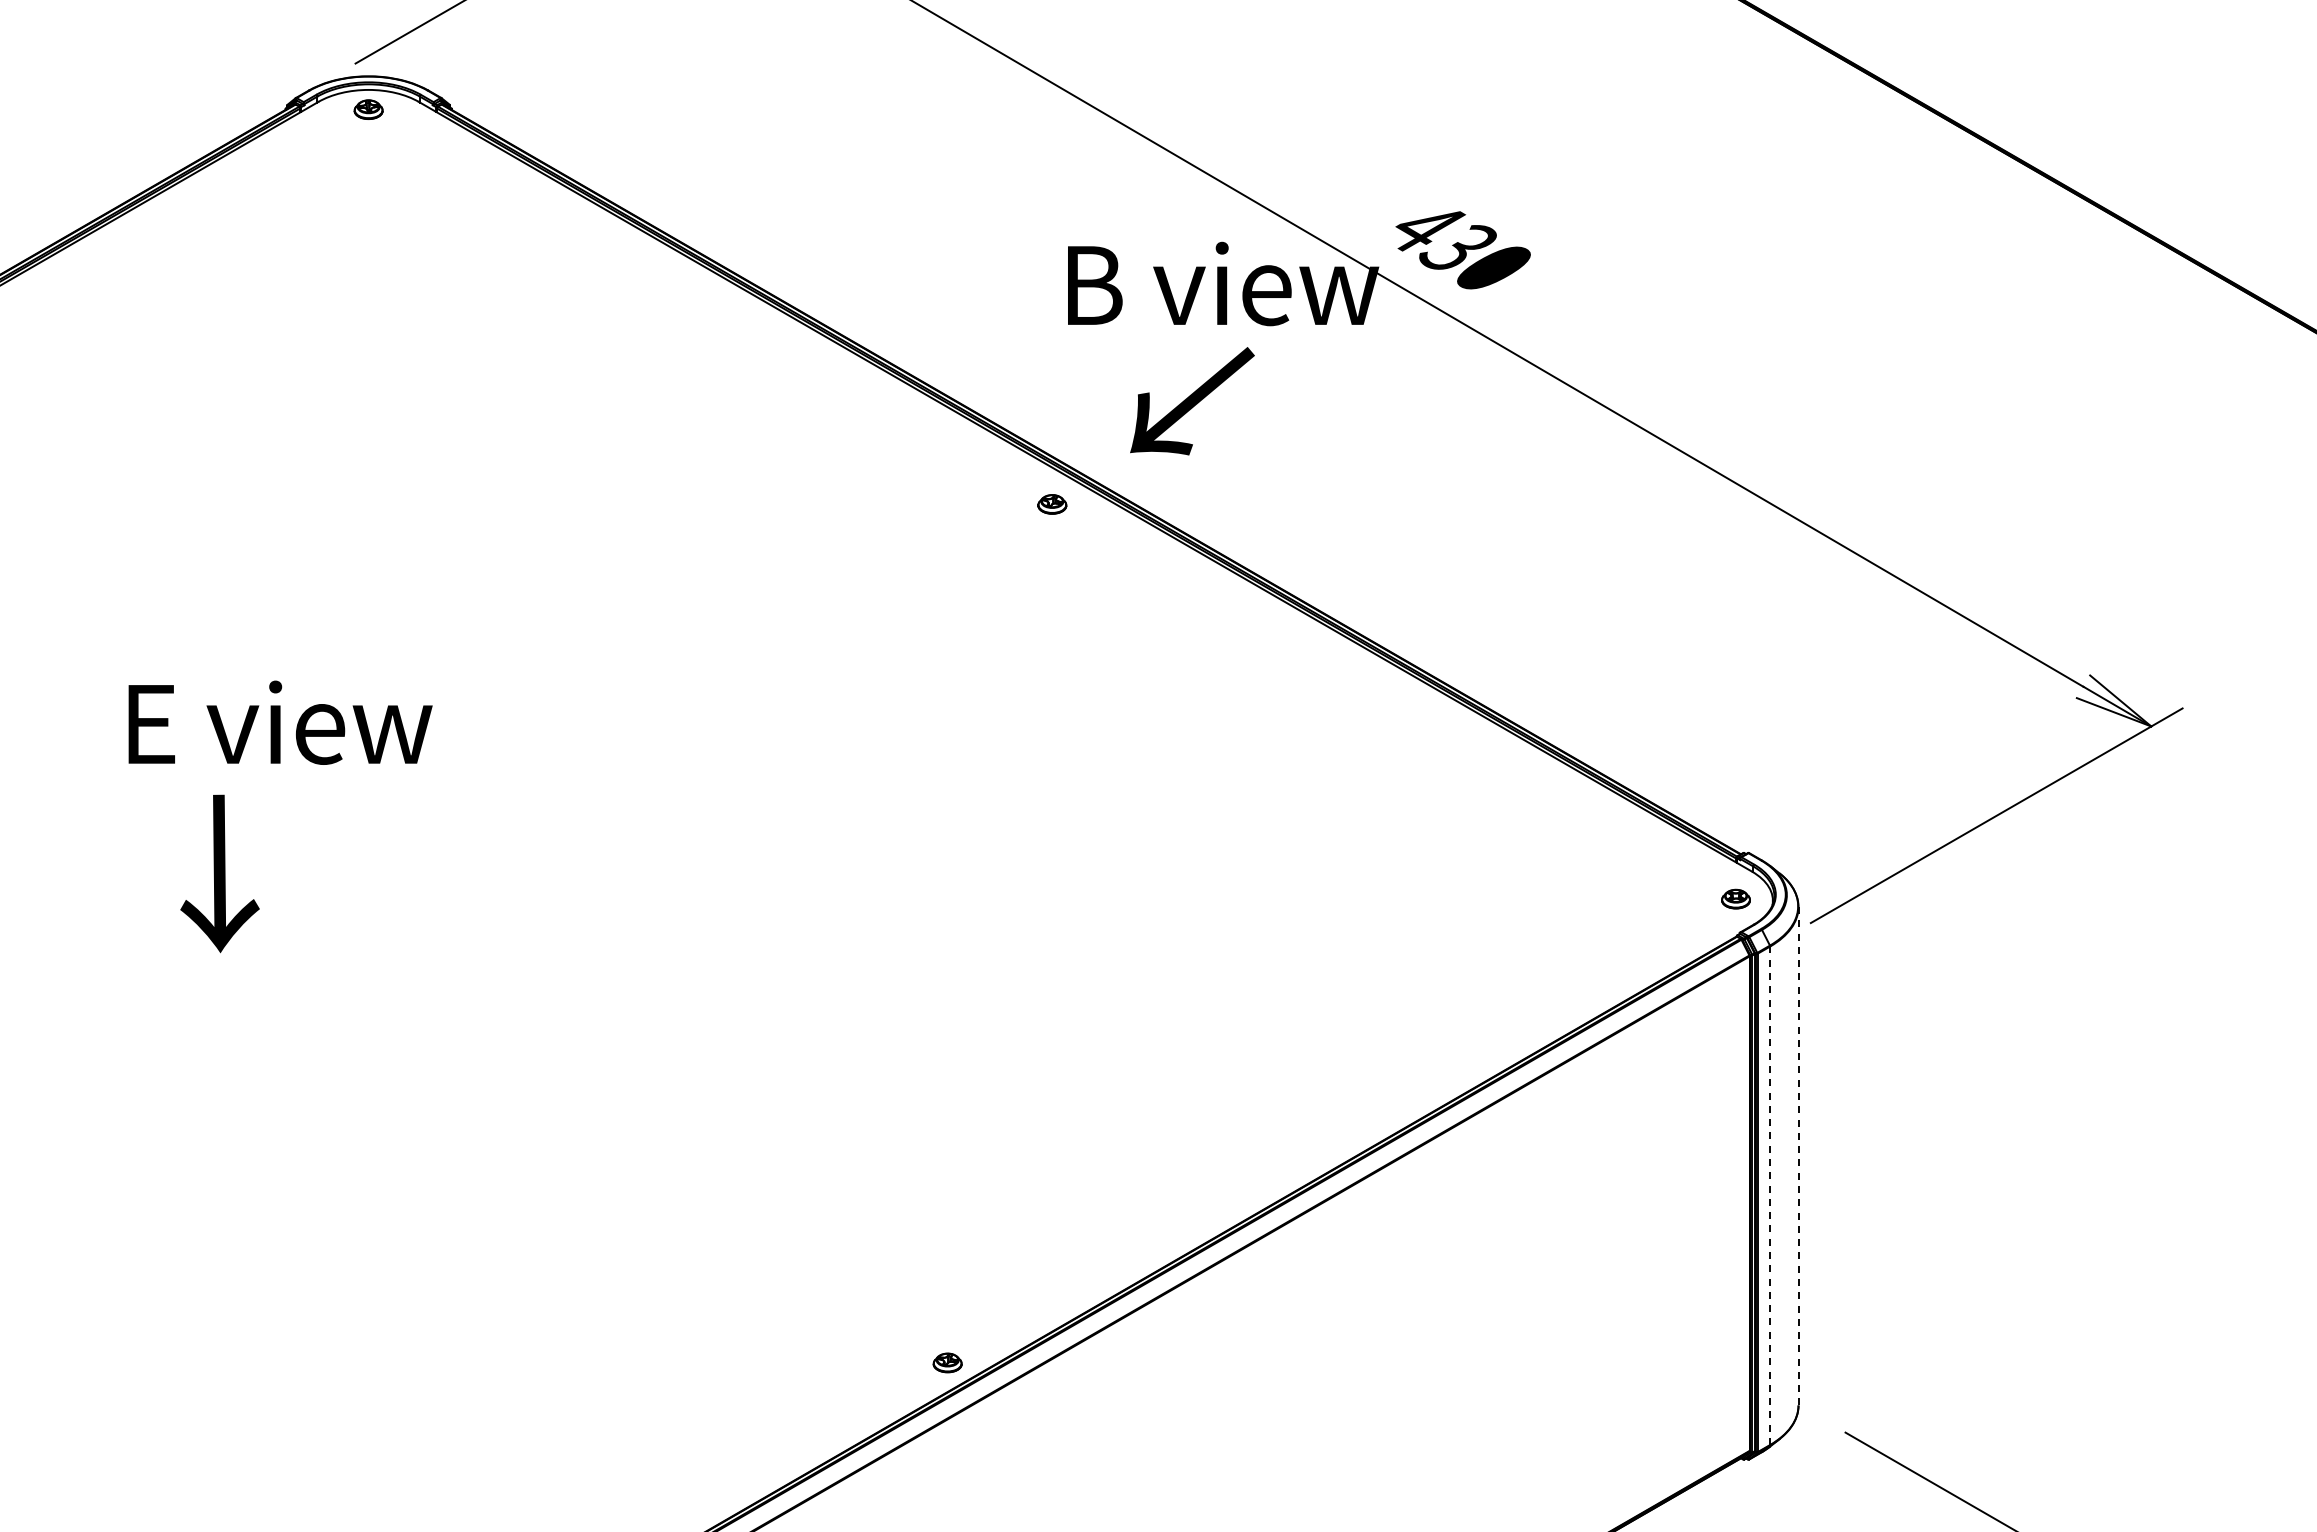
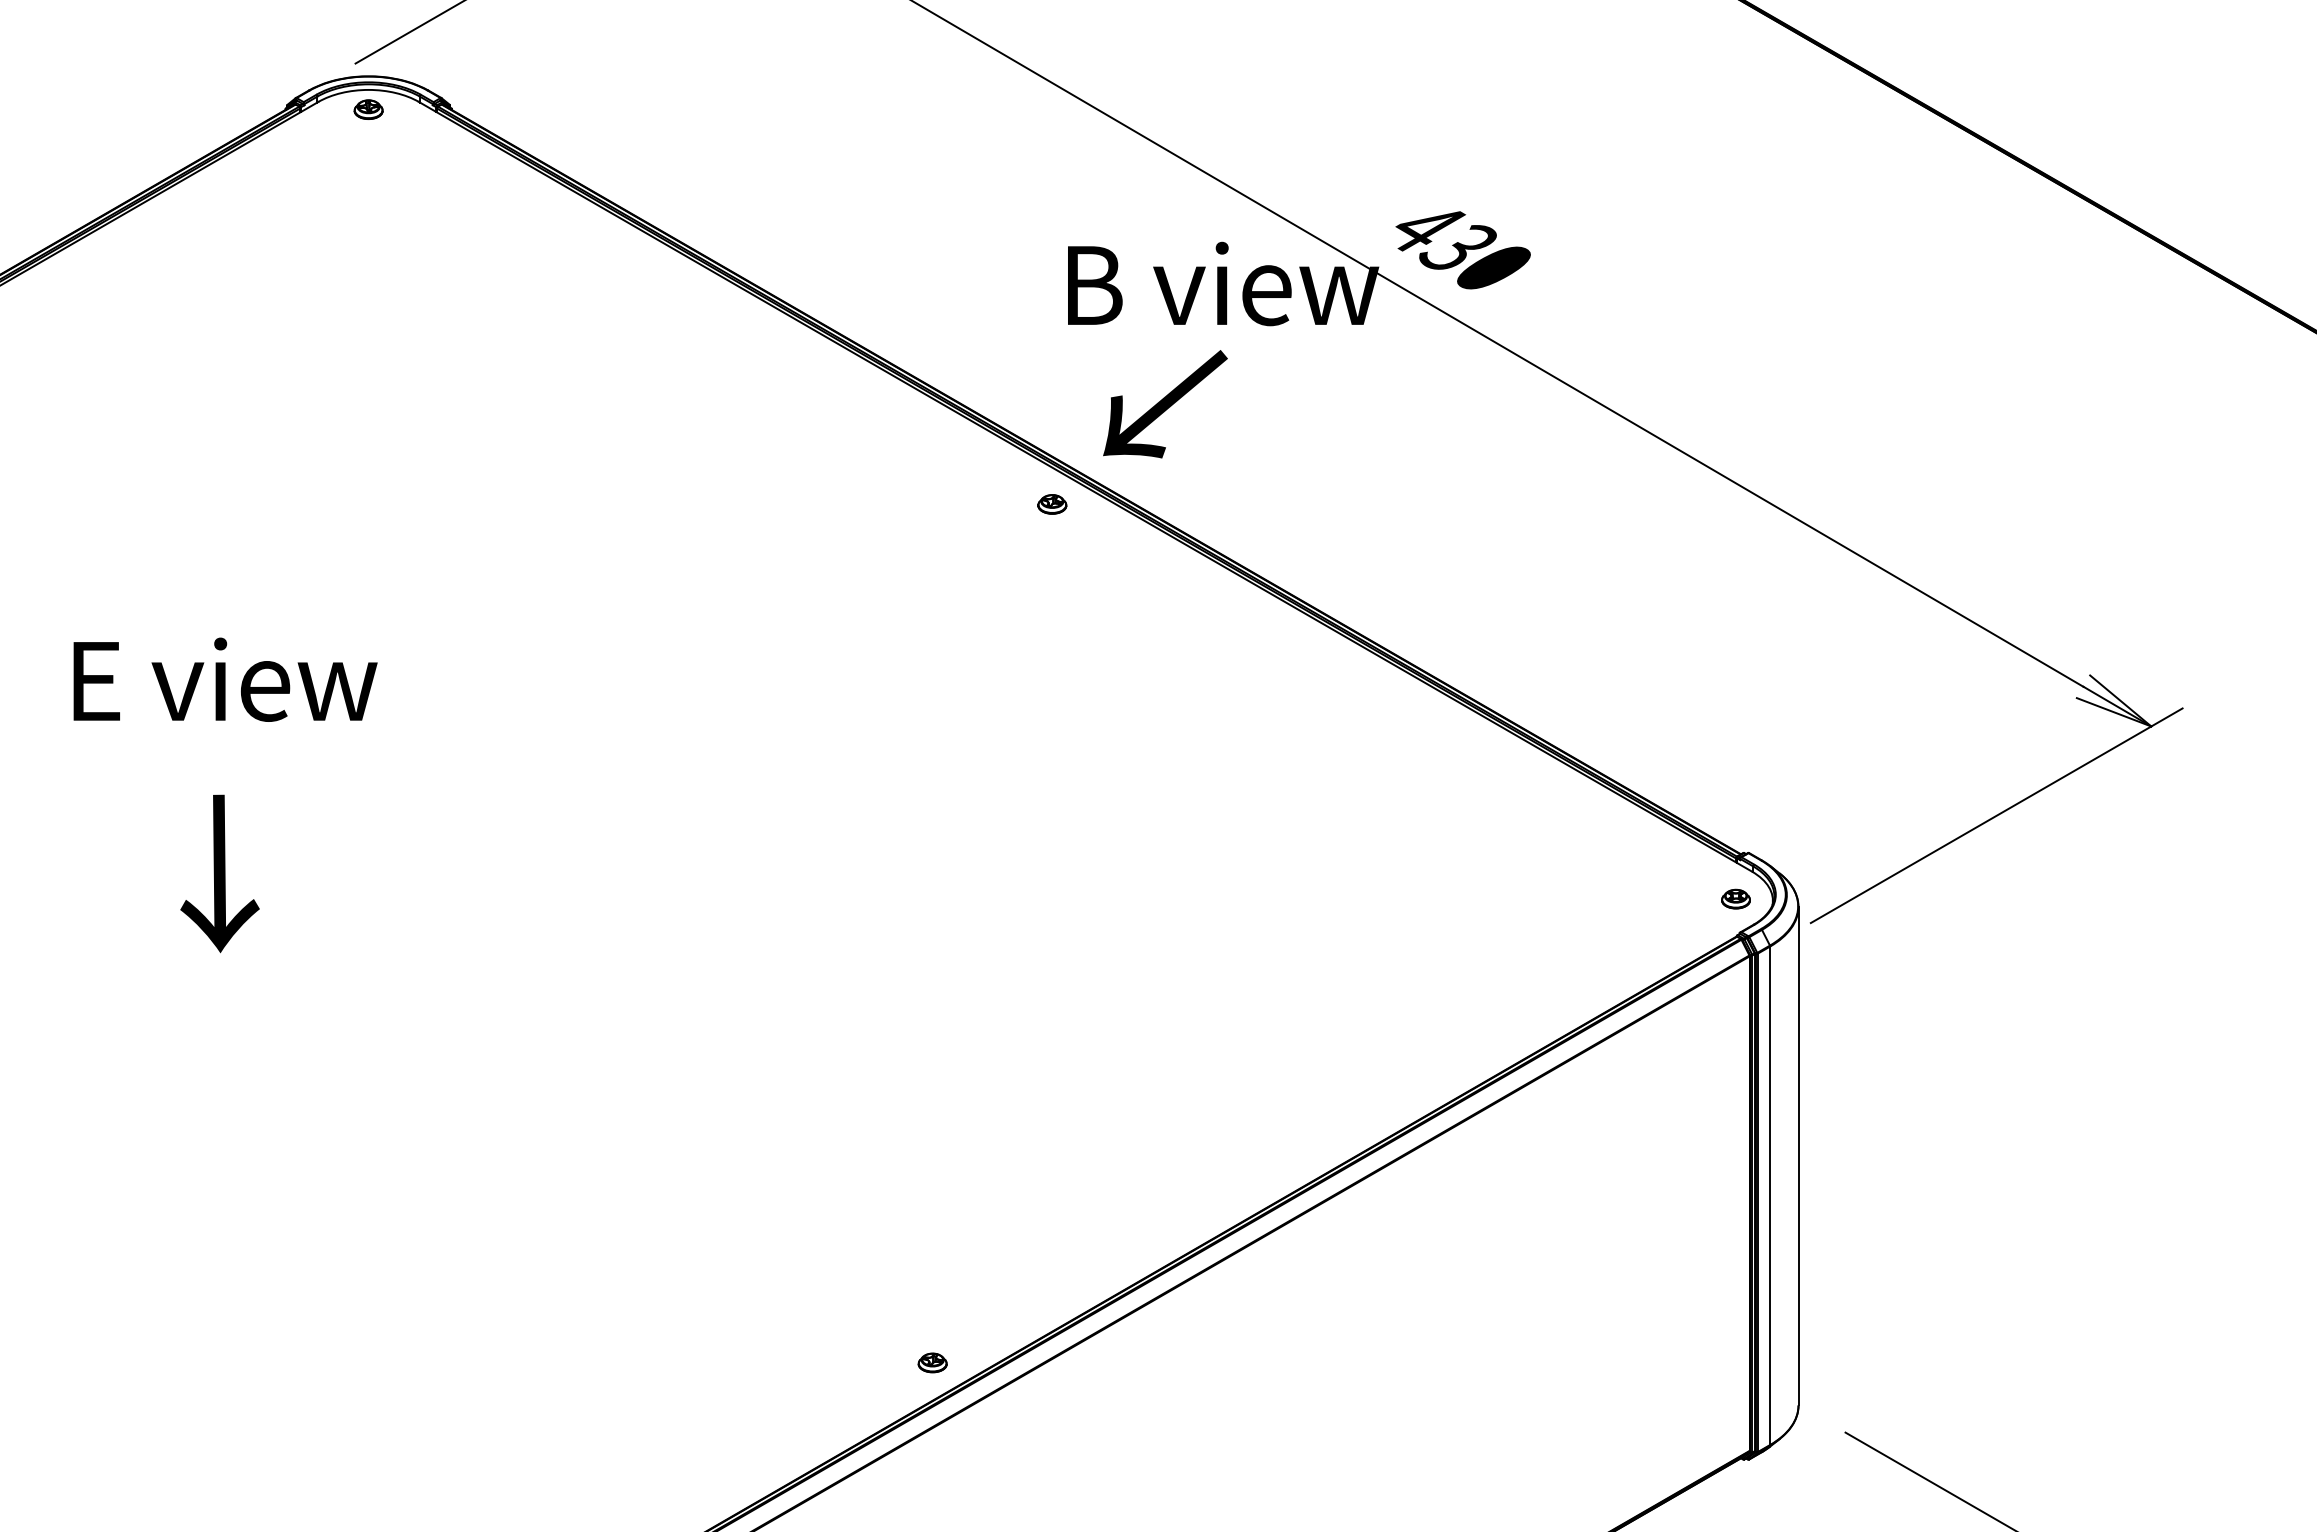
text position: (1192, 401) -> (1165, 404) (1165, 404)
text position: (280, 722) -> (225, 679) (225, 679)
line: dashed -> solid (1798, 1155)
line: dashed -> solid (1770, 1196)
part position: (947, 1362) -> (932, 1362) (932, 1362)
